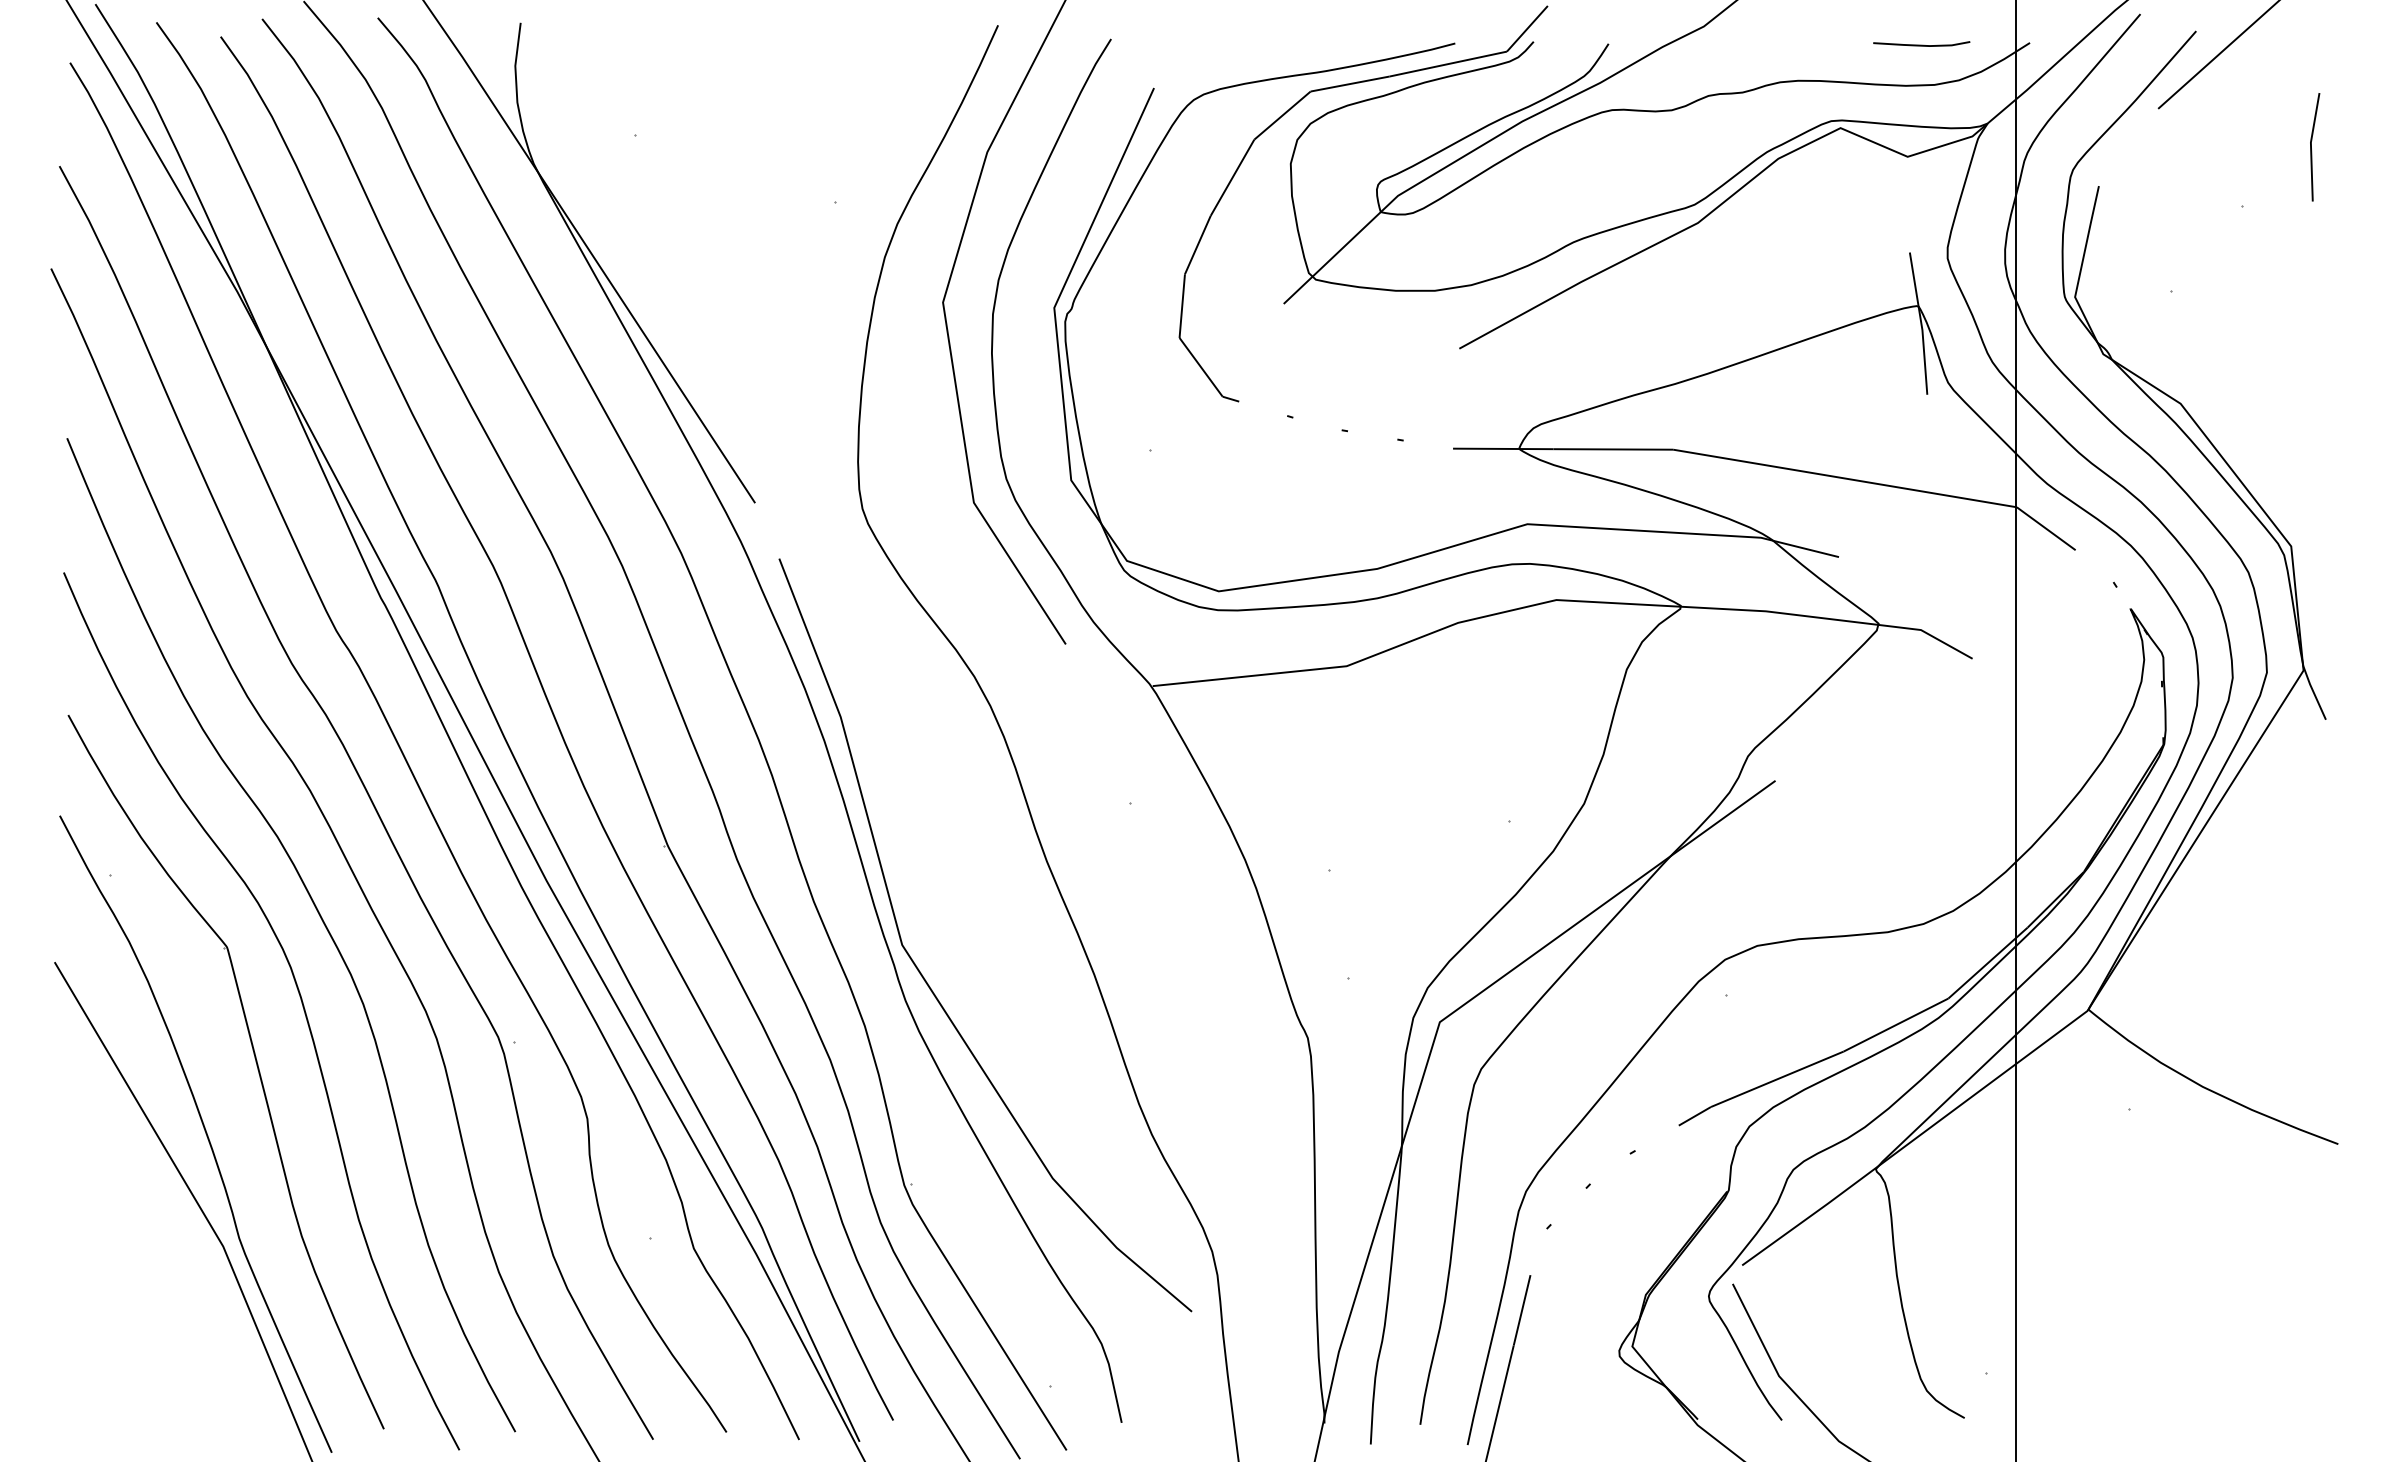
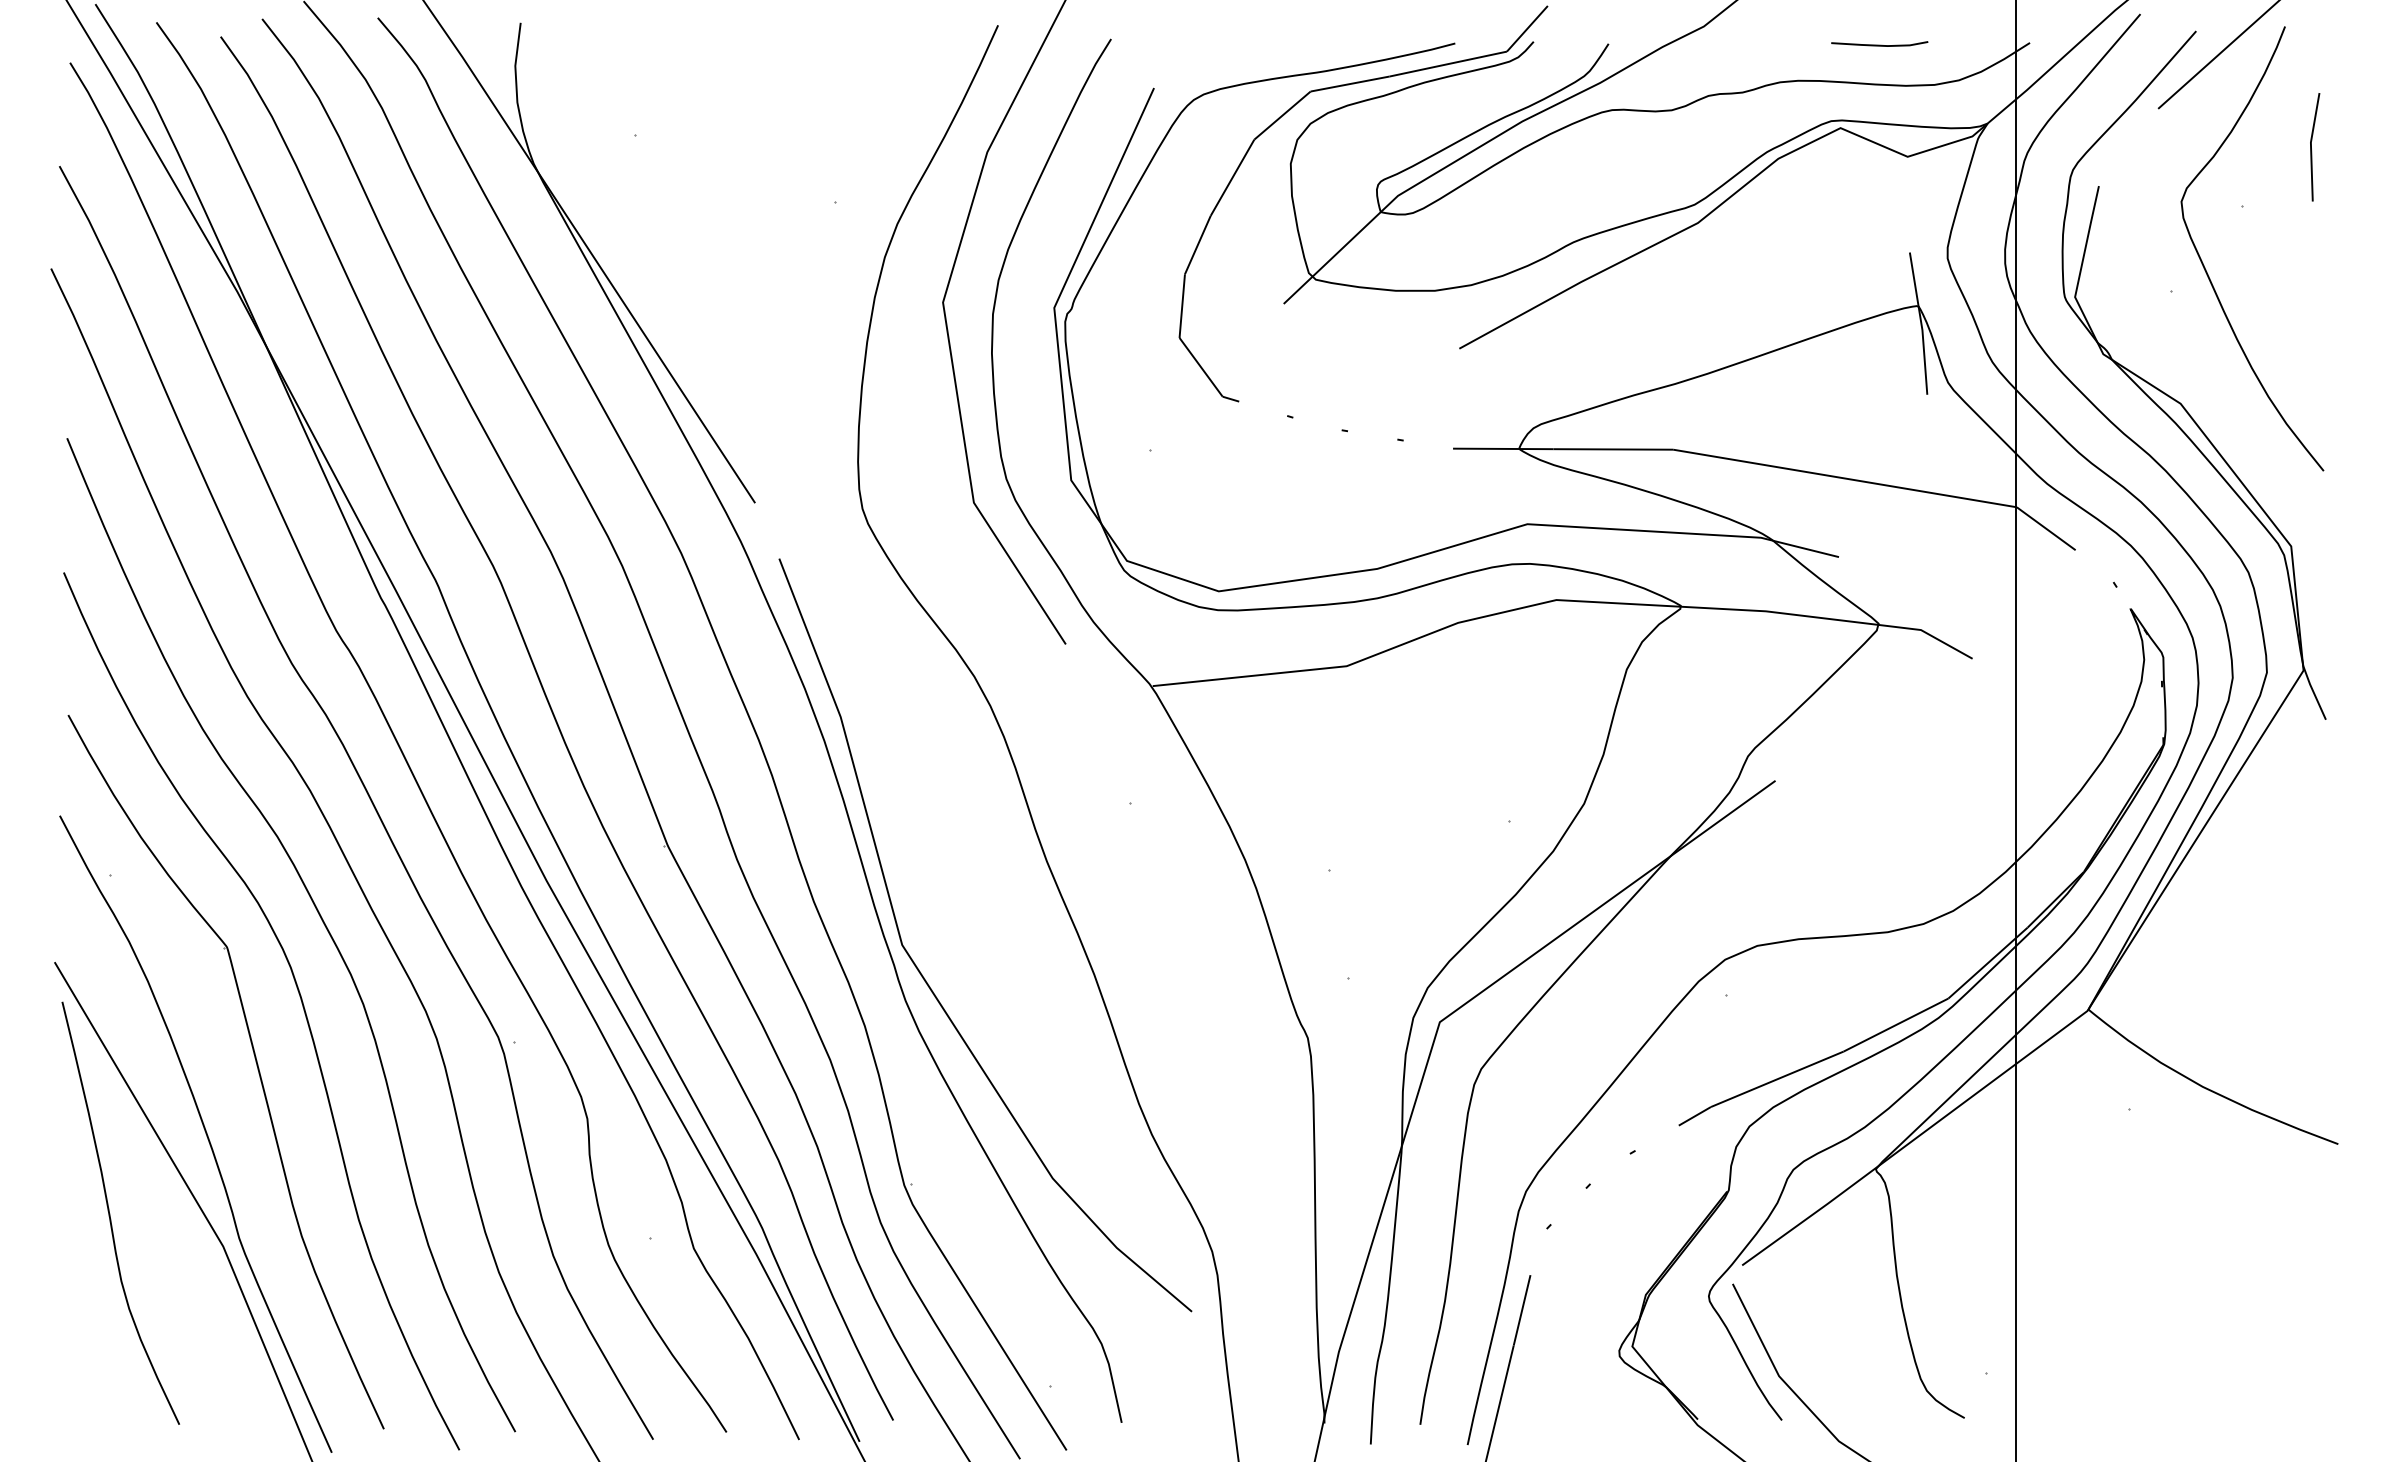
line position: (1921, 44) -> (1879, 44) (1879, 44)
curve: none -> present (2206, 269)
curve: none -> present (110, 1213)
